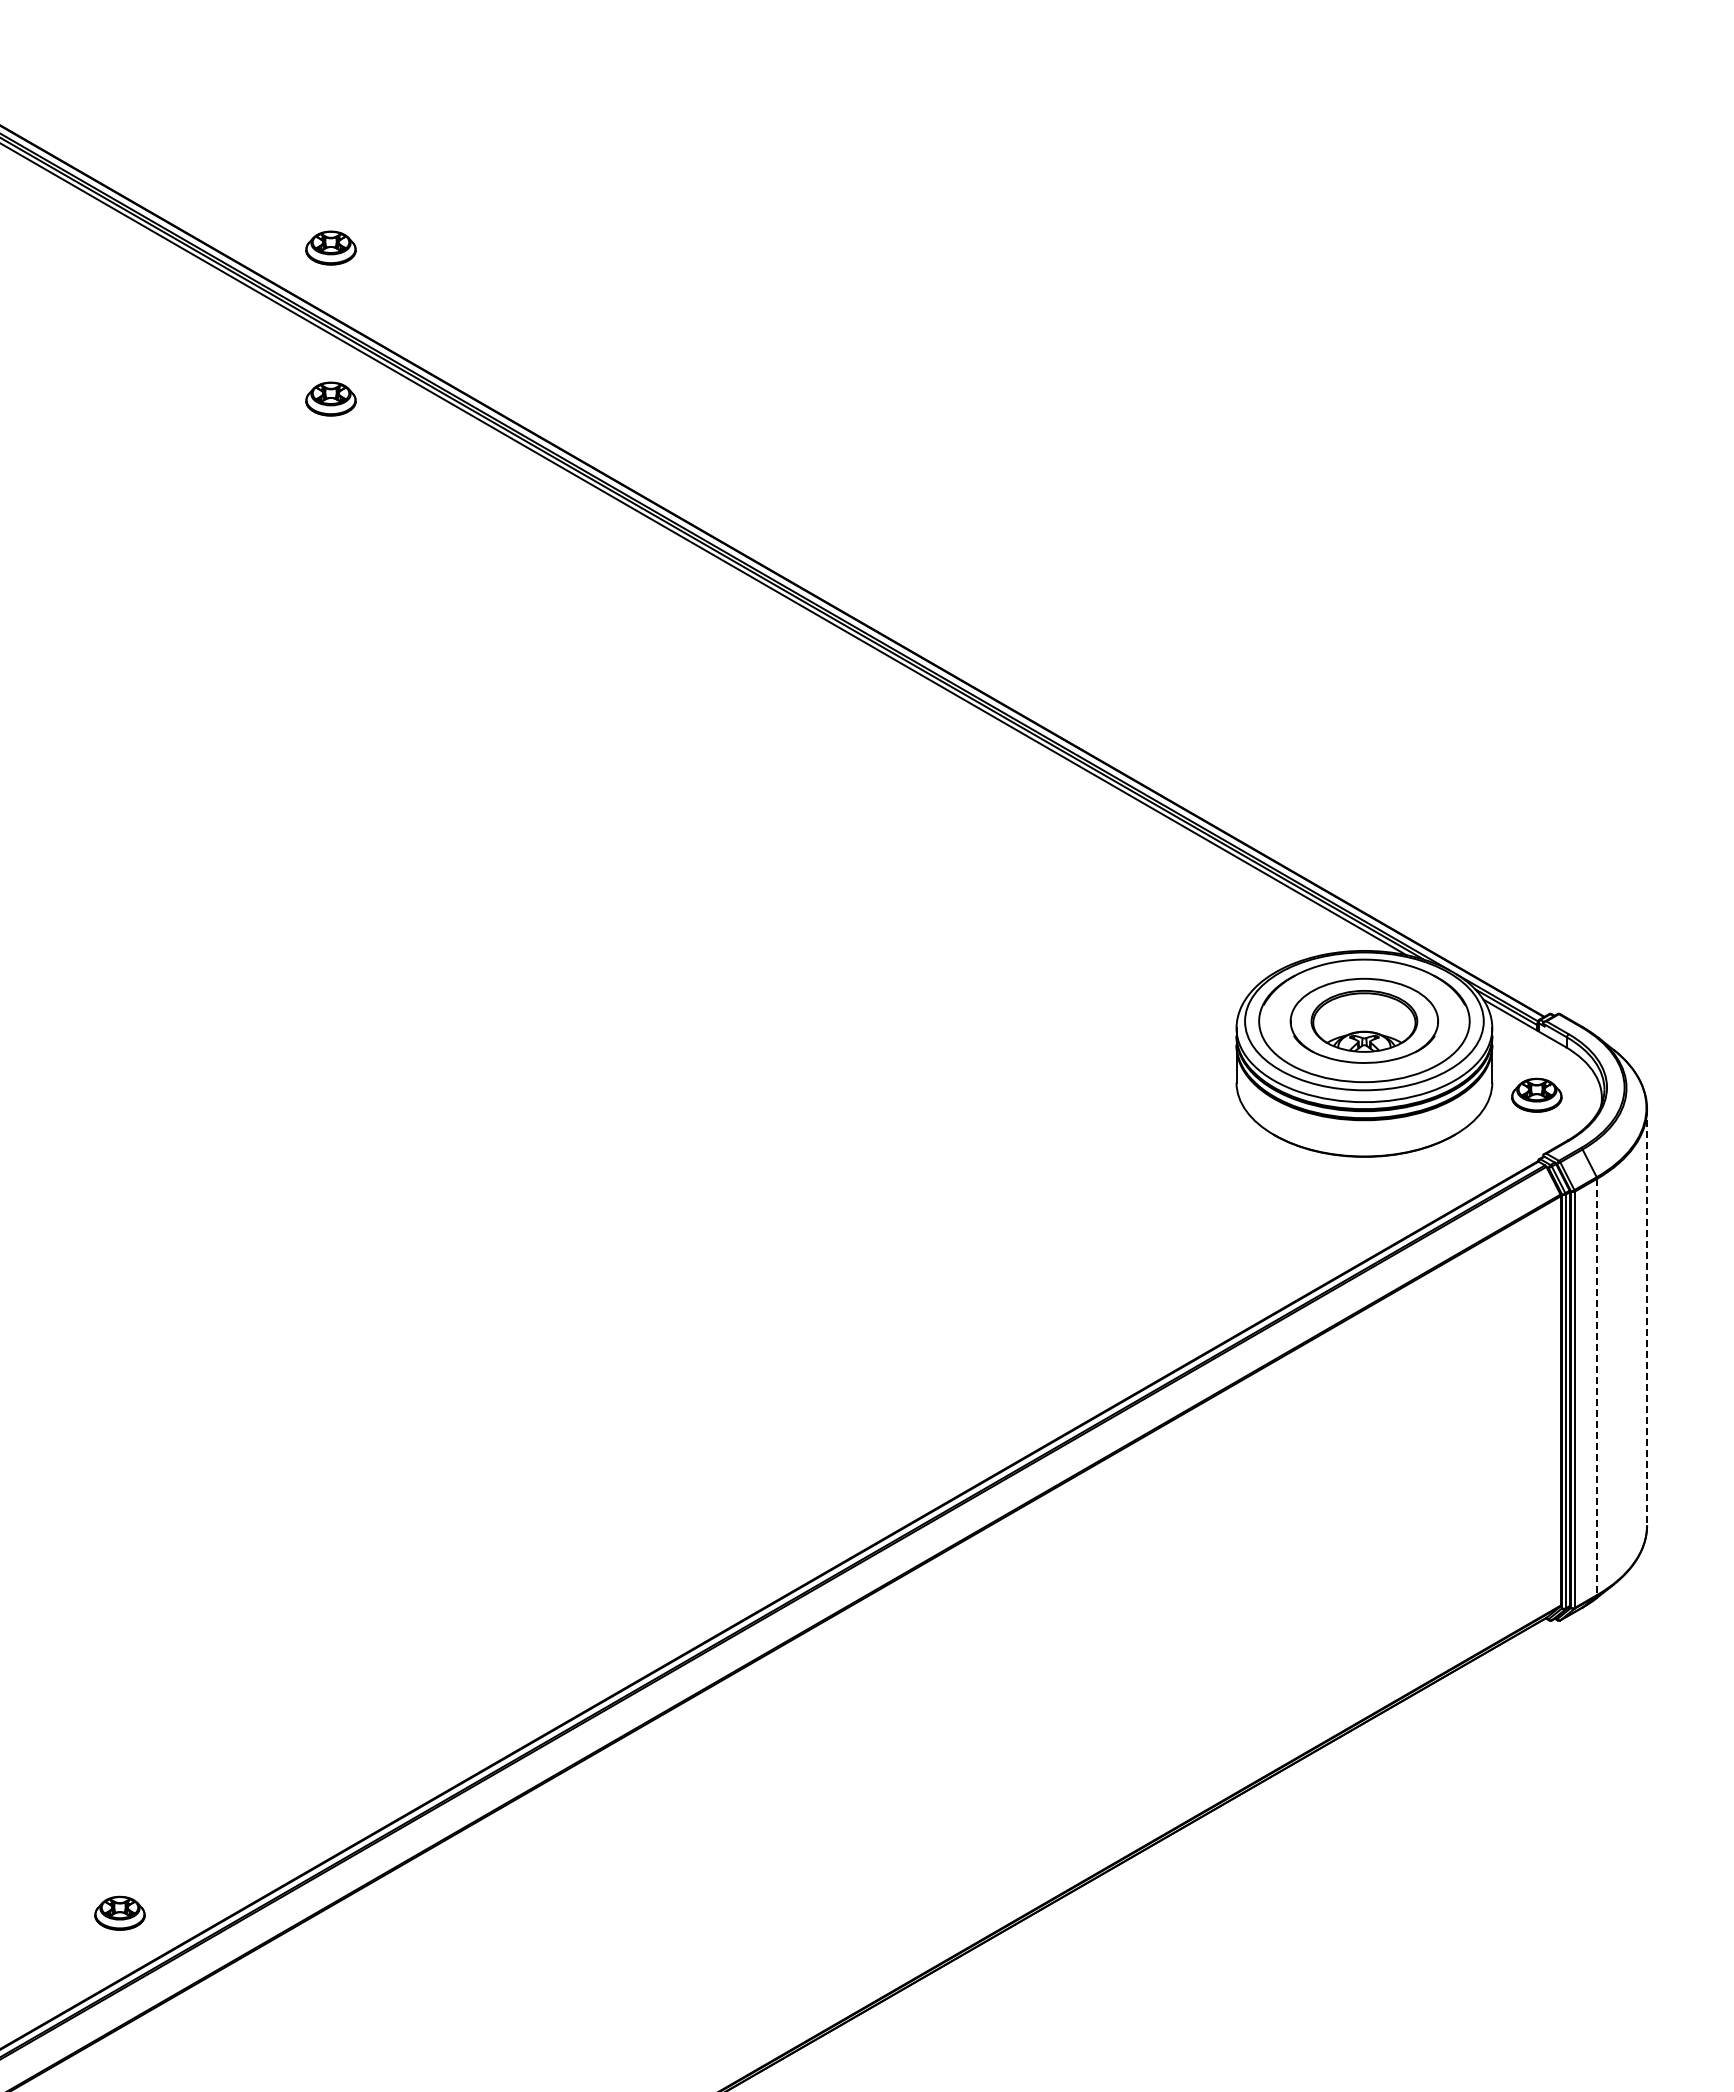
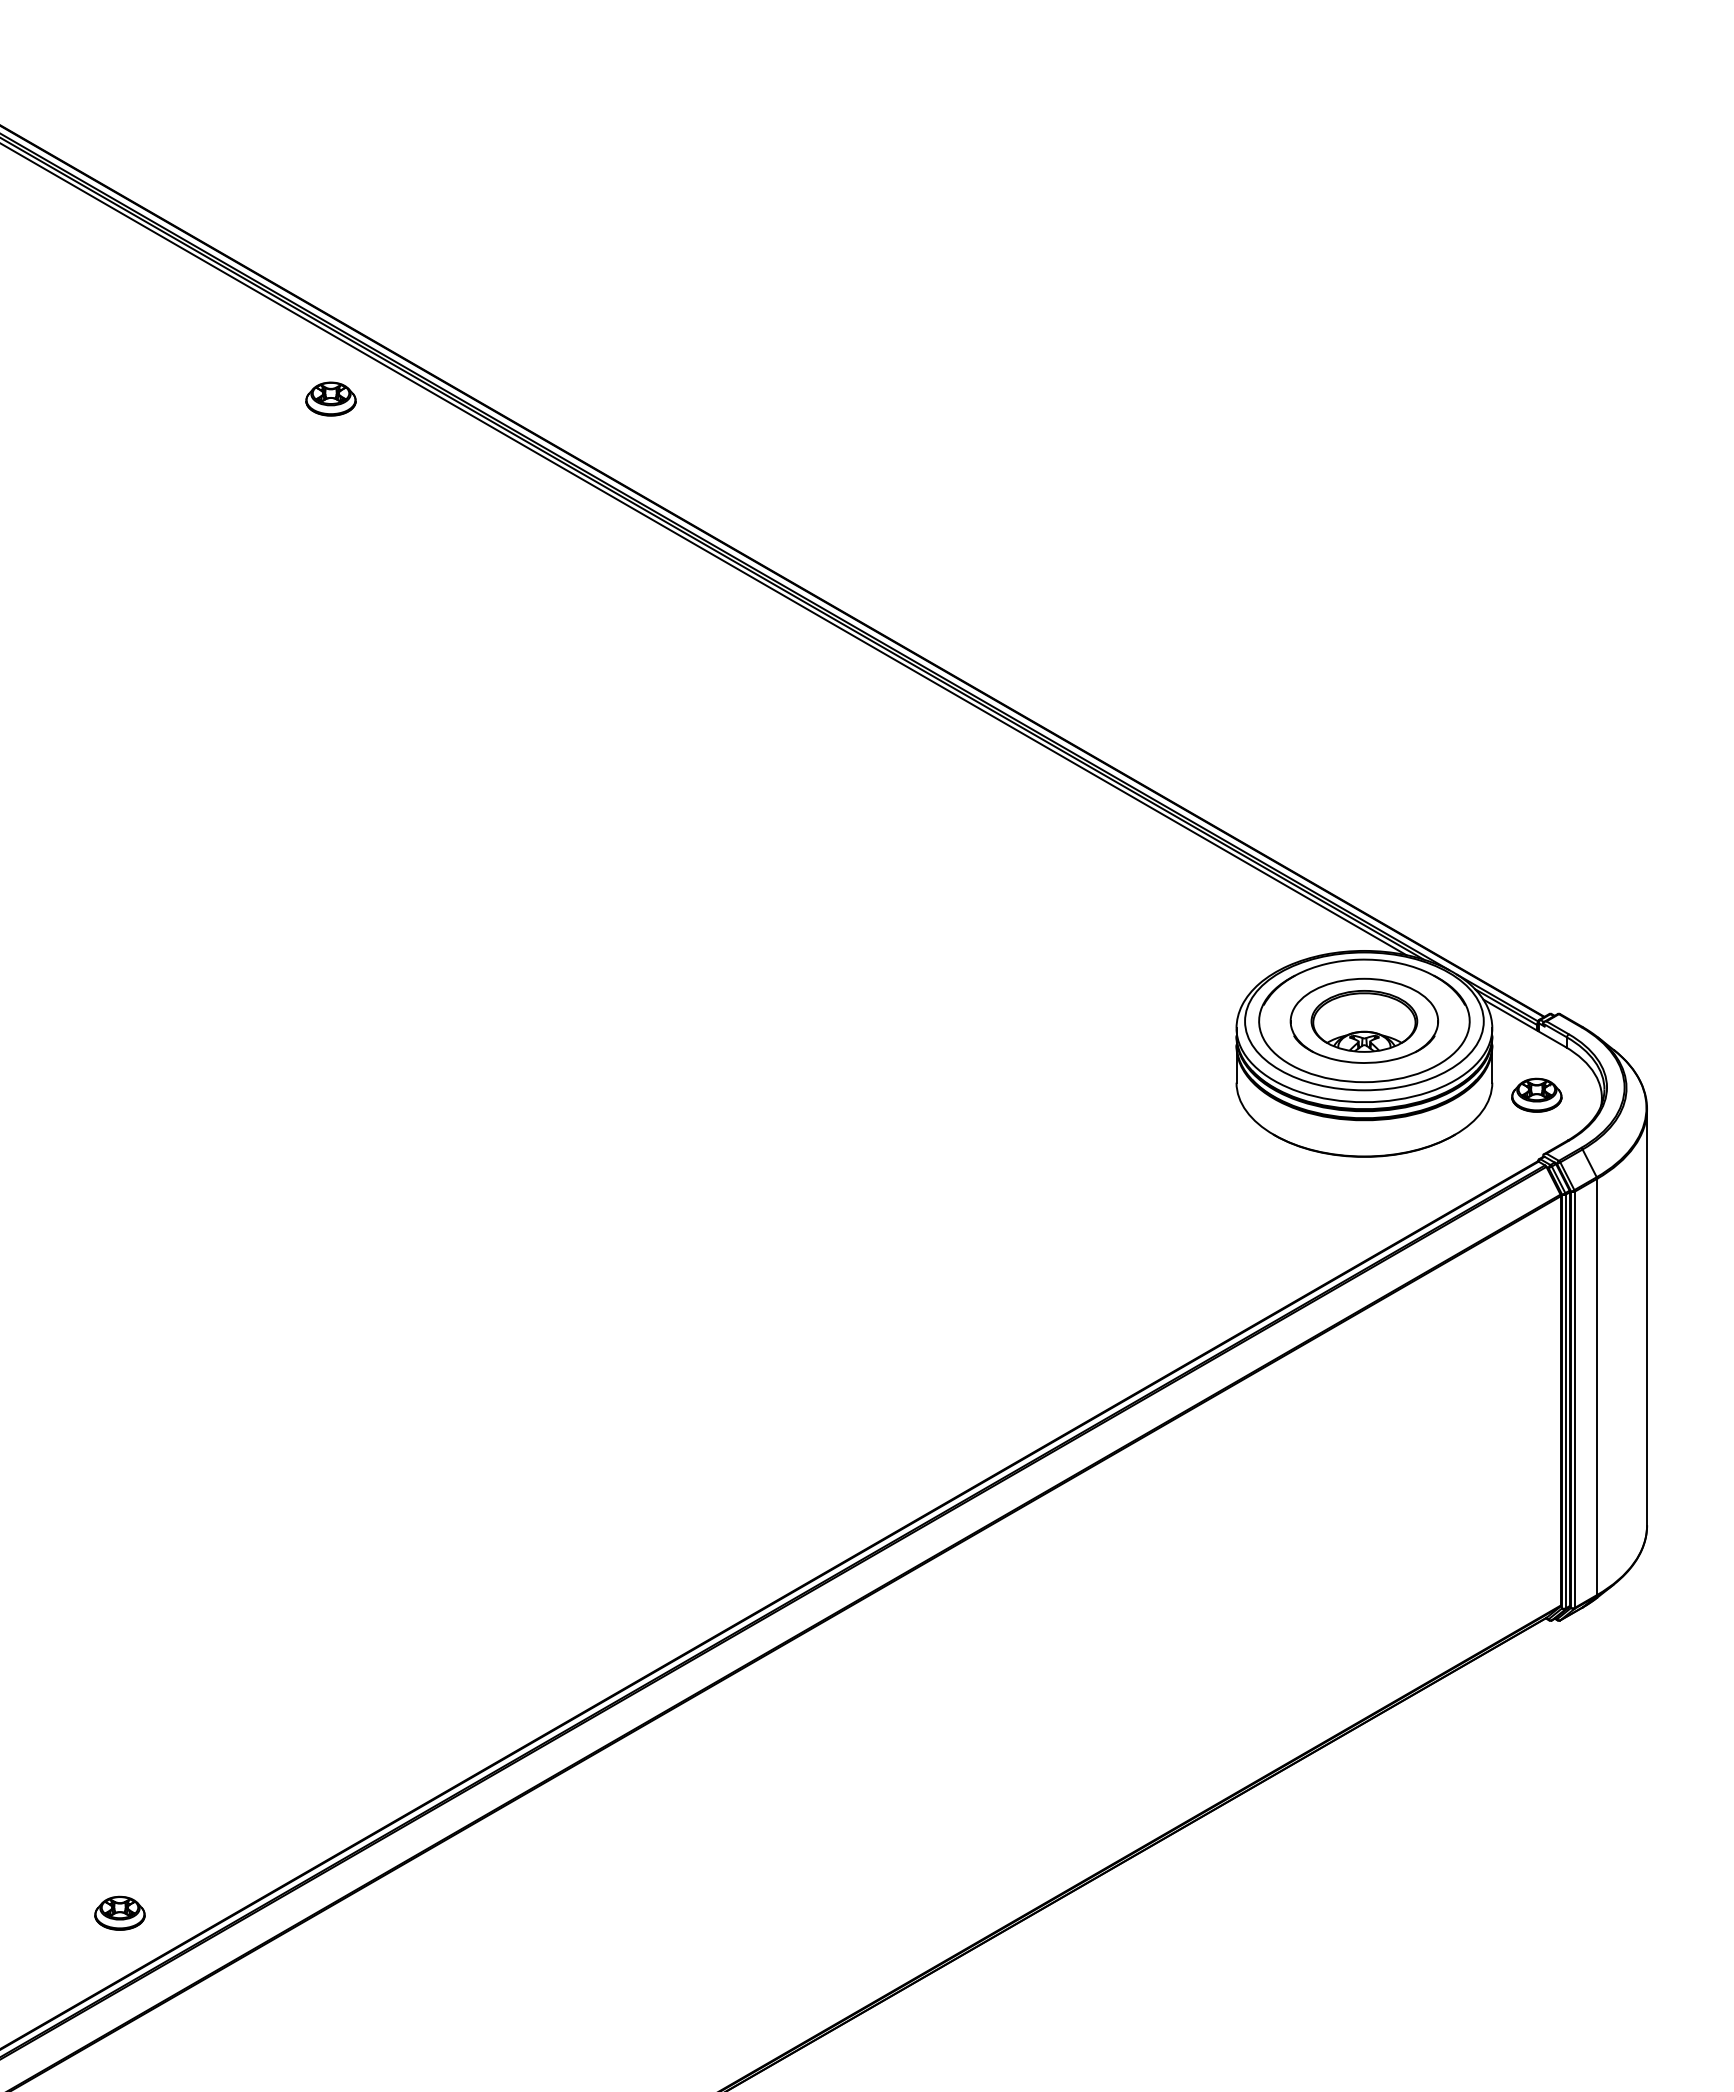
part: present -> none (330, 247)
line: dashed -> solid (1647, 1317)
line: dashed -> solid (1597, 1387)
